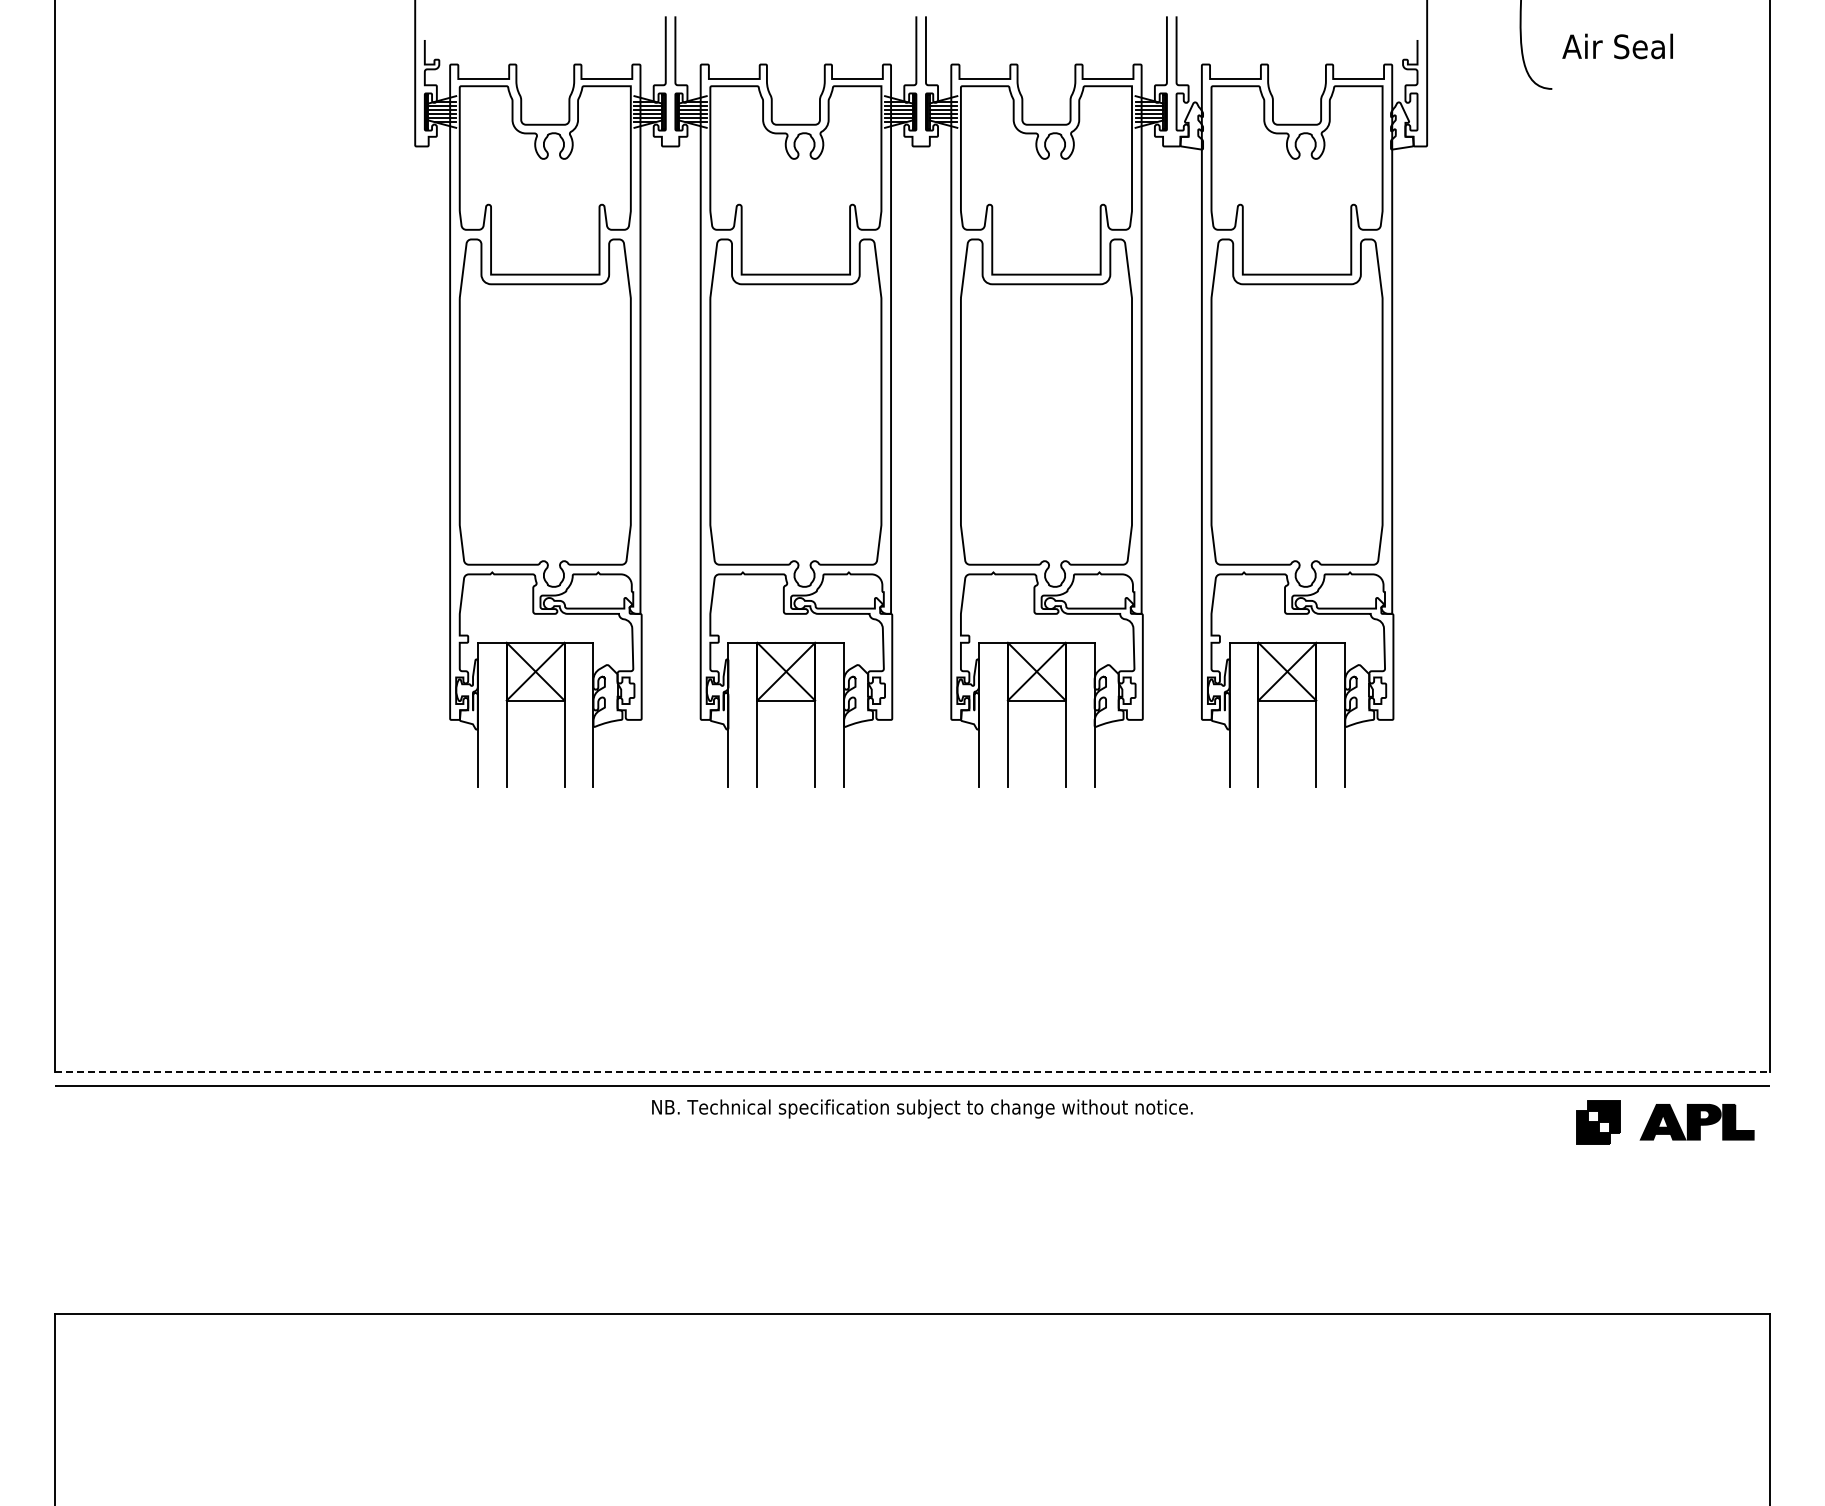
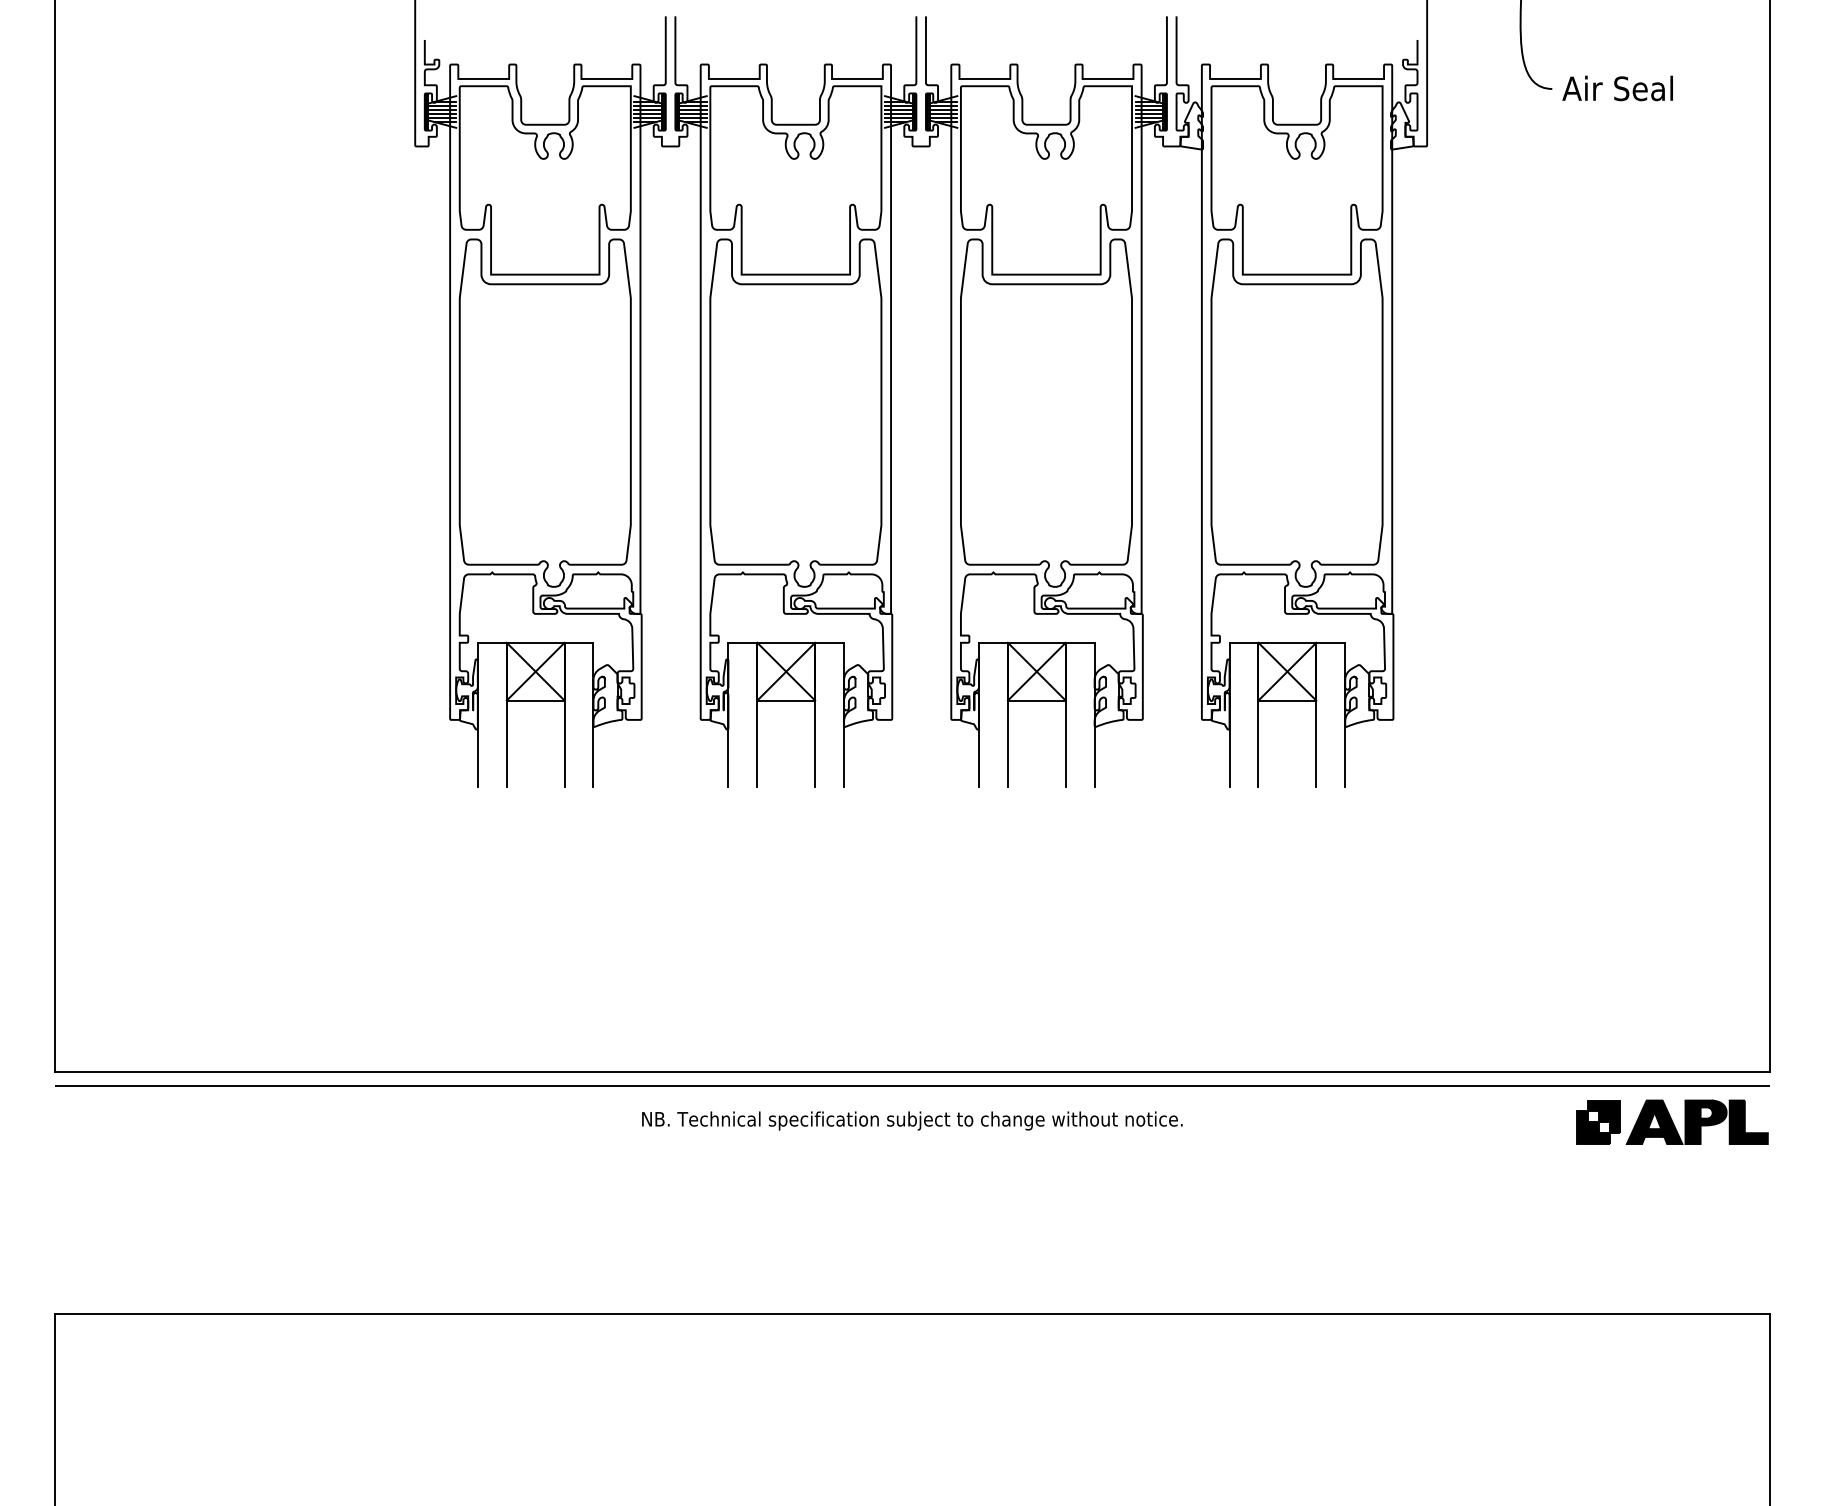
text position: (1617, 46) -> (1617, 88) (1617, 88)
line: dashed -> solid (912, 1071)
text position: (922, 1108) -> (912, 1120) (912, 1120)
part size: 116x37 px -> 144x46 px (1696, 1121)
